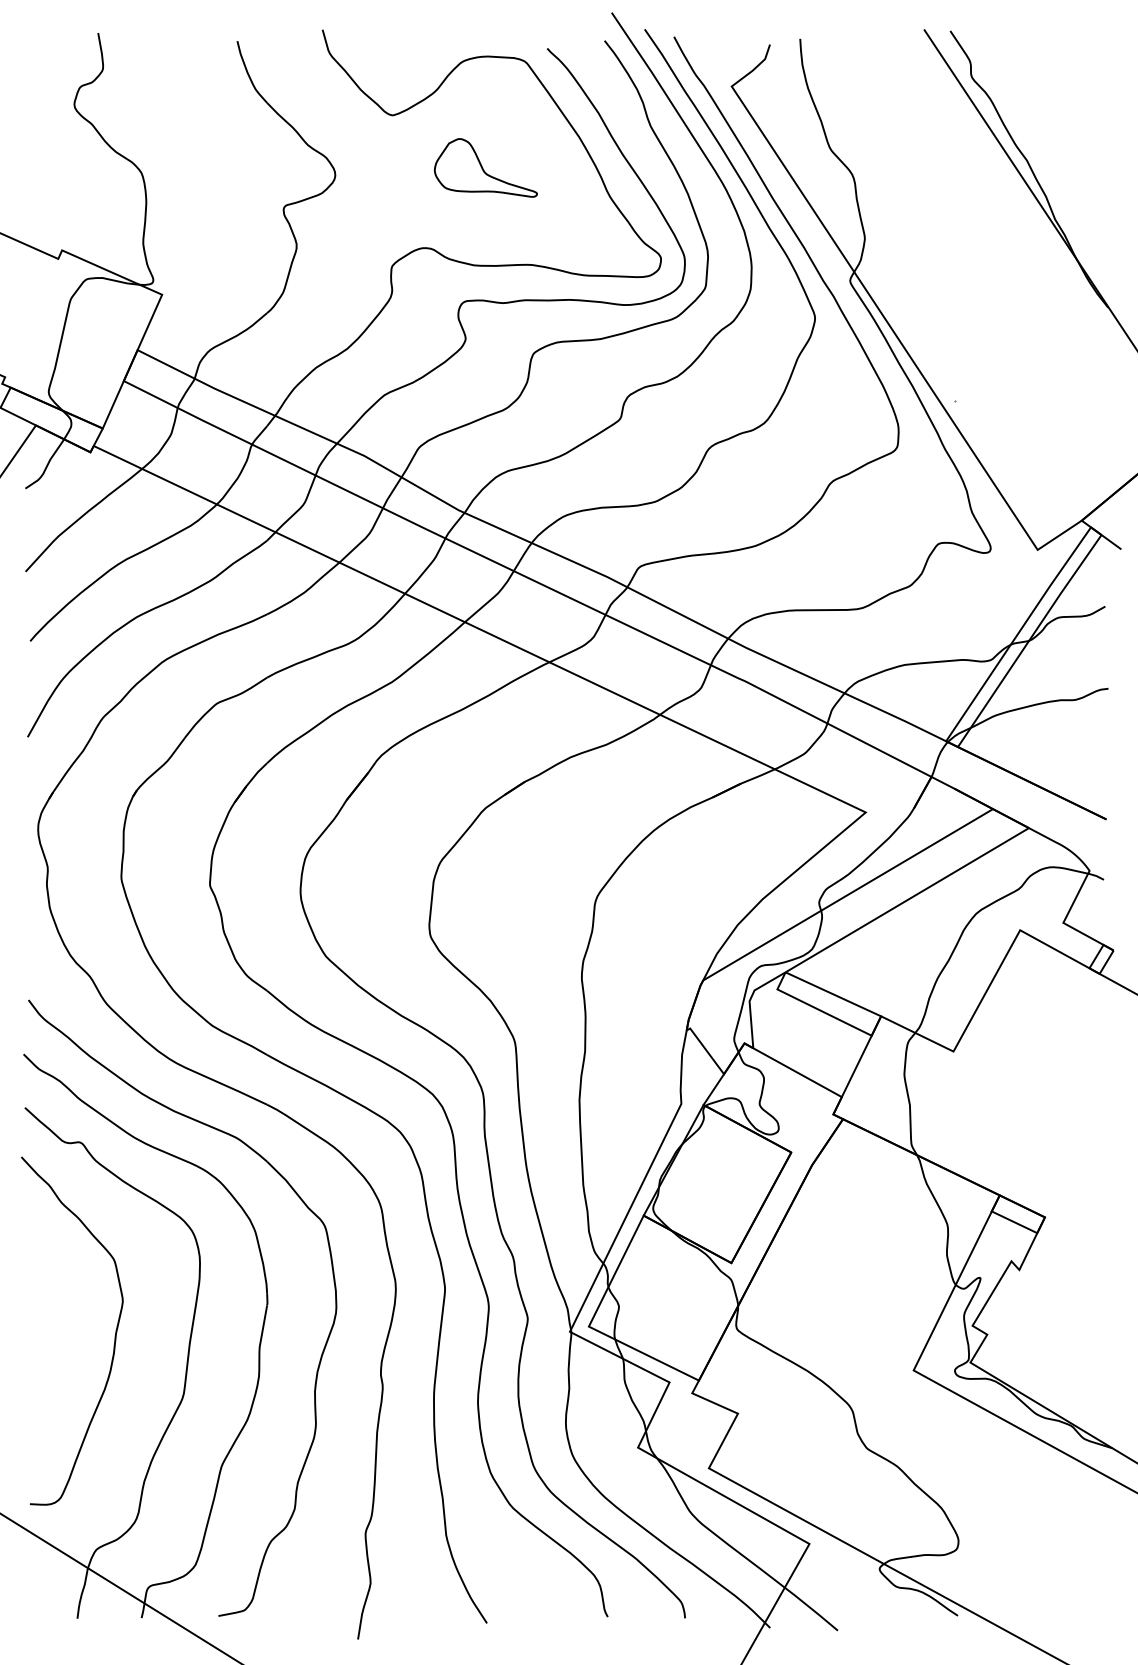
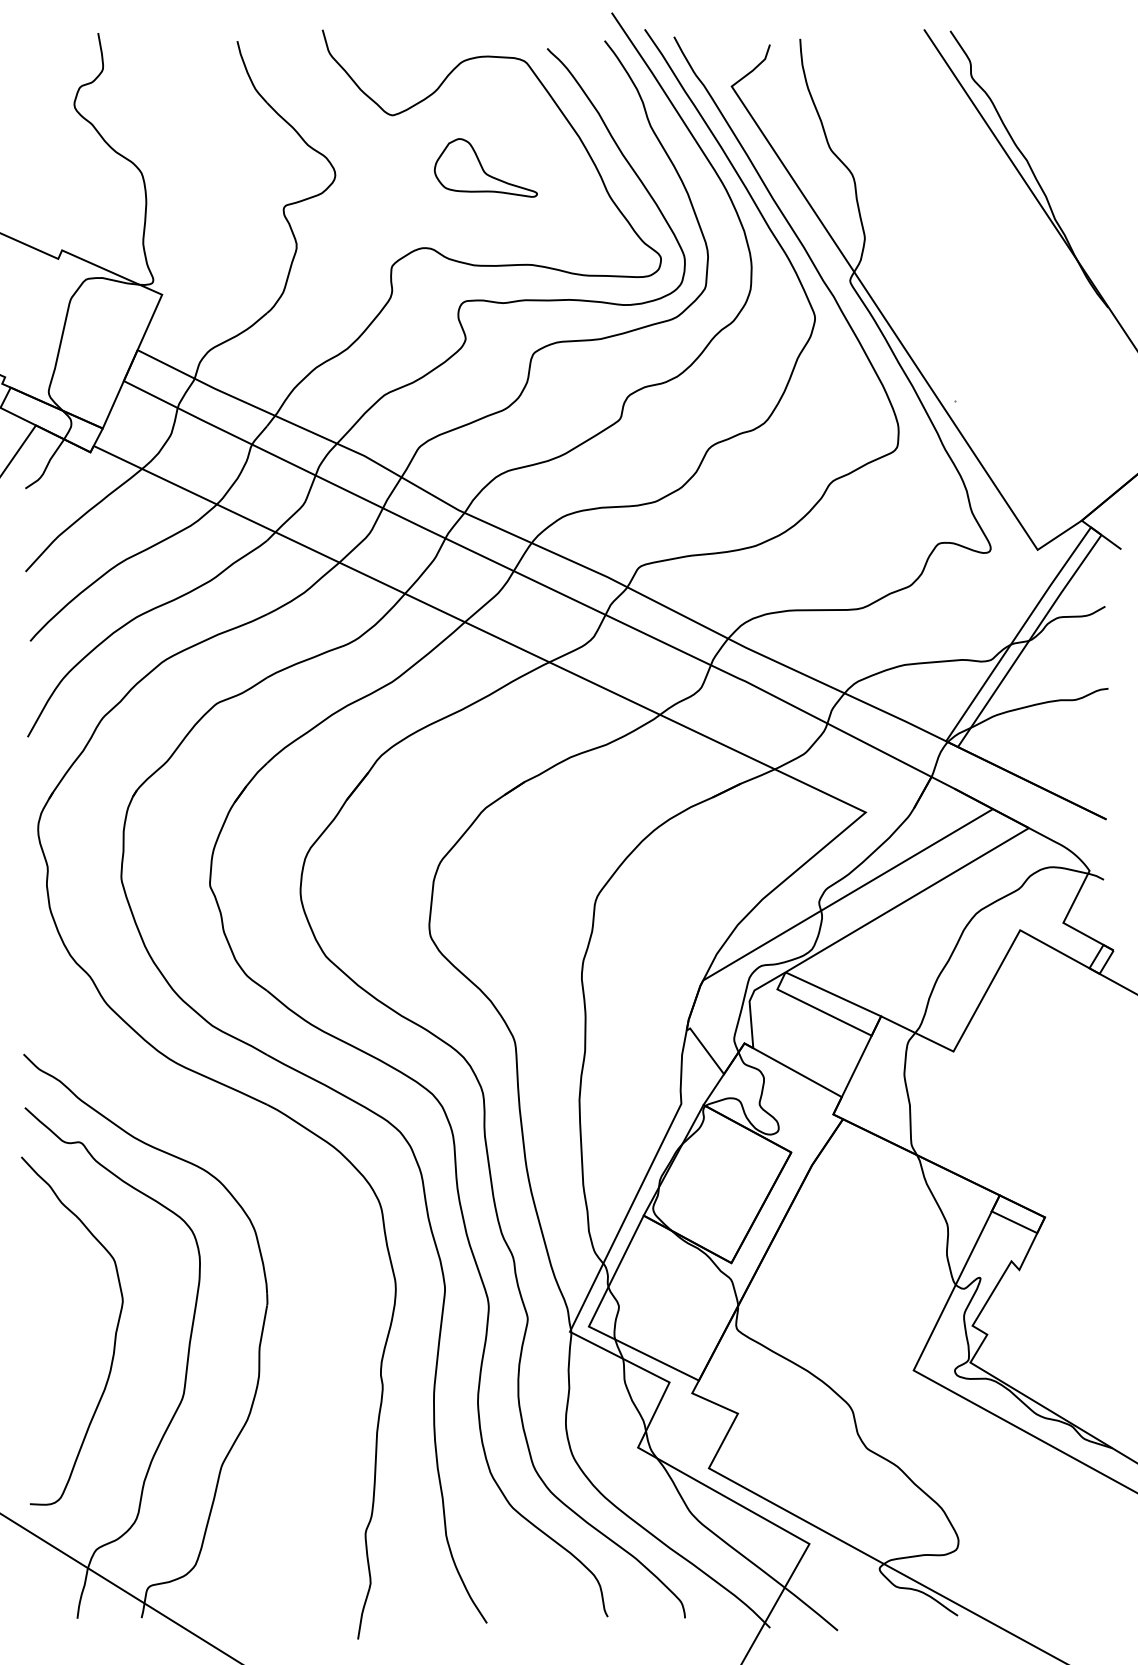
part: present -> none (321, 1353)
